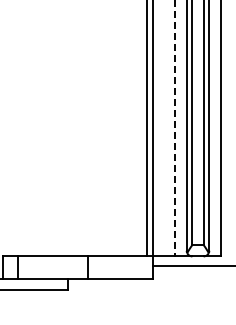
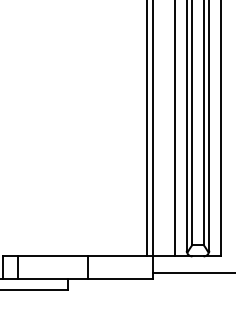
line: dashed -> solid (175, 128)
line position: (192, 266) -> (192, 273) (192, 273)
